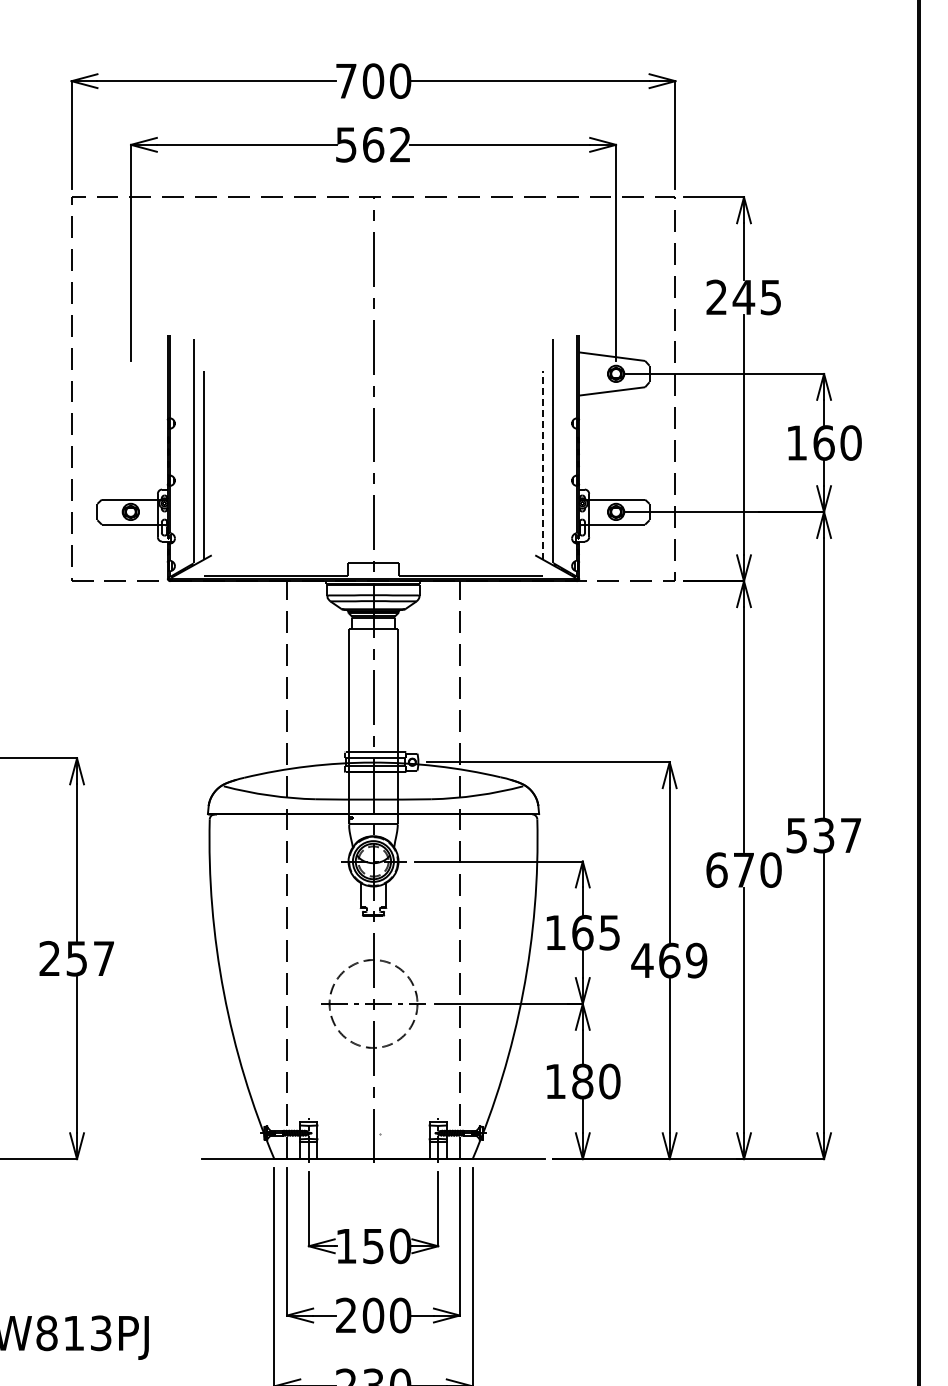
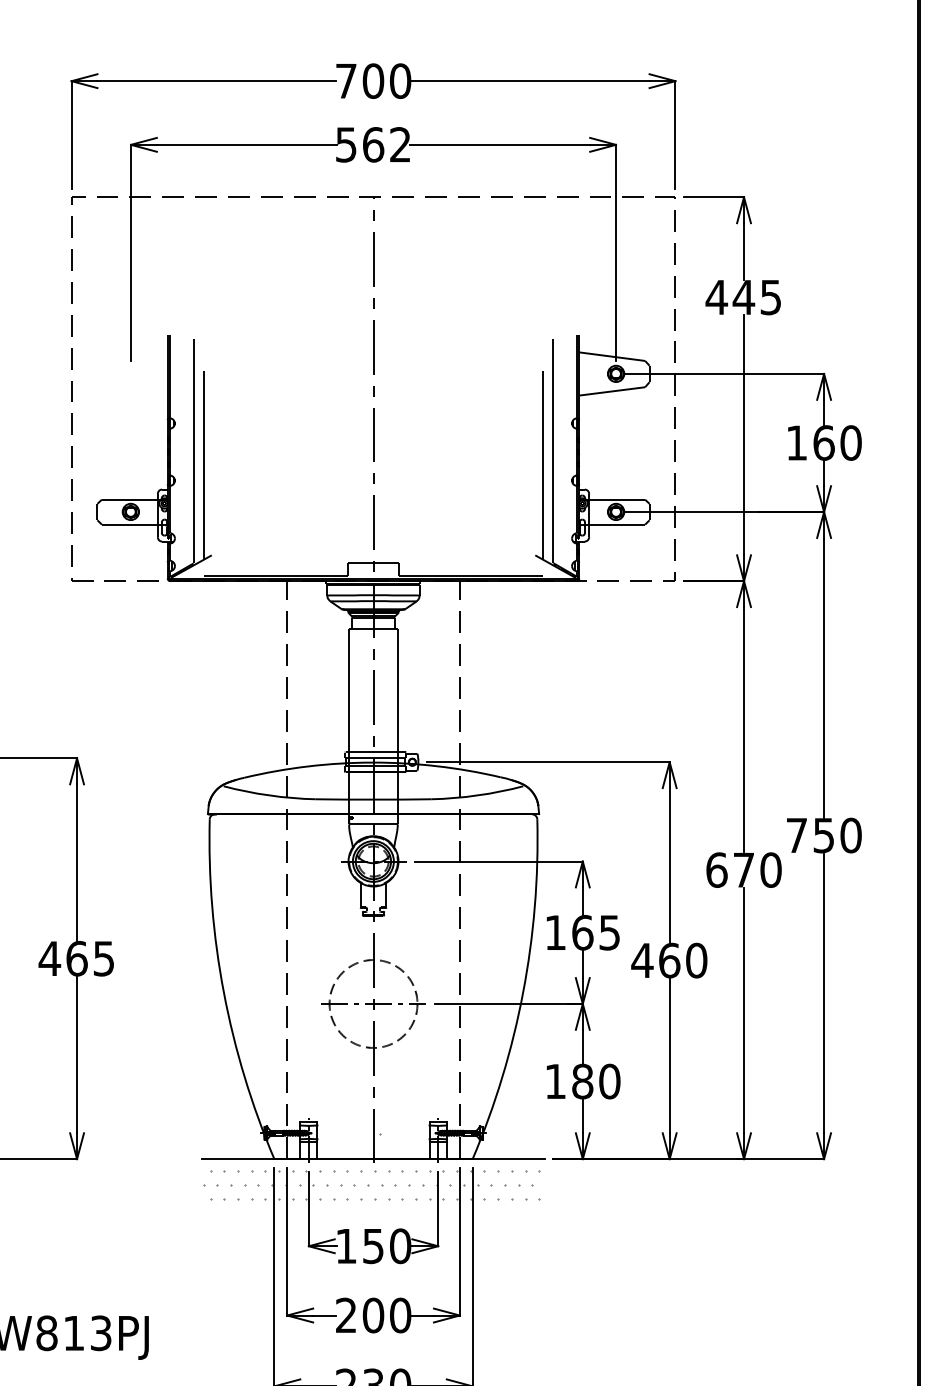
text: 245 -> 445 (716, 296)
line: dashed -> solid (542, 465)
text: 537 -> 750 (823, 835)
text: 257 -> 465 (75, 958)
text: 469 -> 460 (696, 960)
hatch: none -> present (371, 1184)
